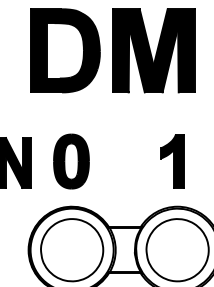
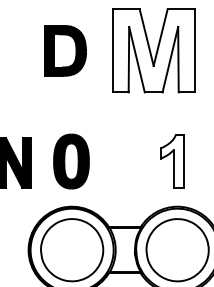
part size: 71x86 px -> 43x52 px (65, 50)
fill: present -> none (153, 50)
fill: present -> none (172, 160)
